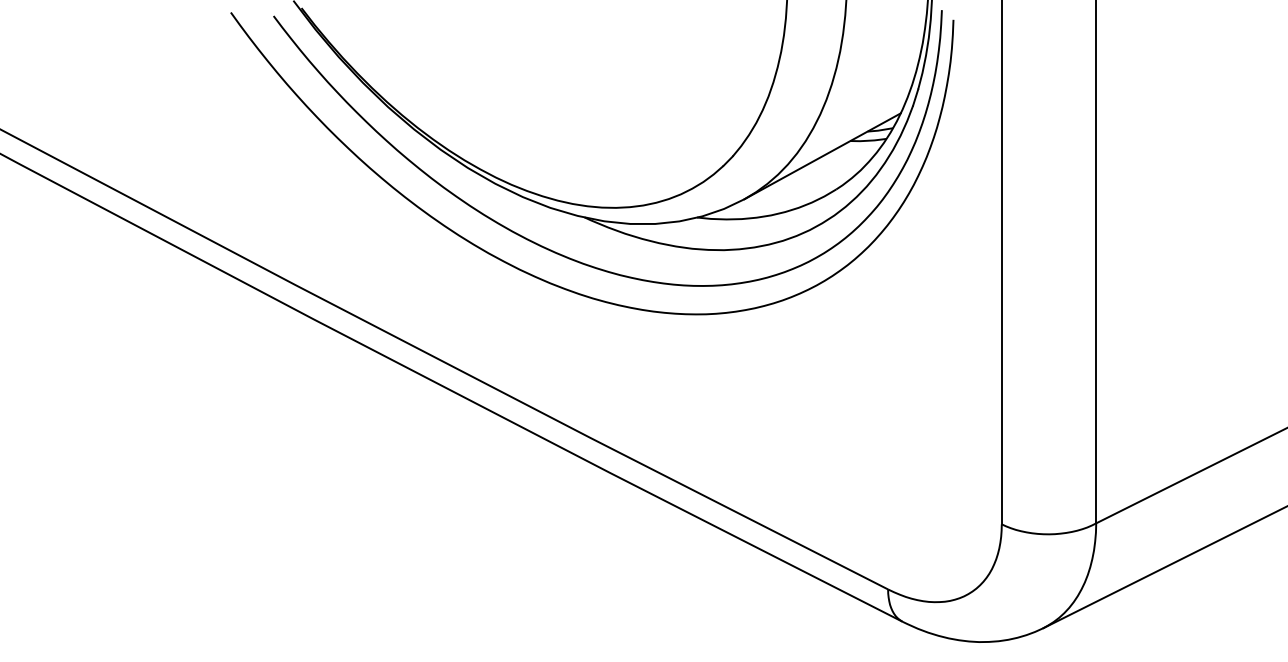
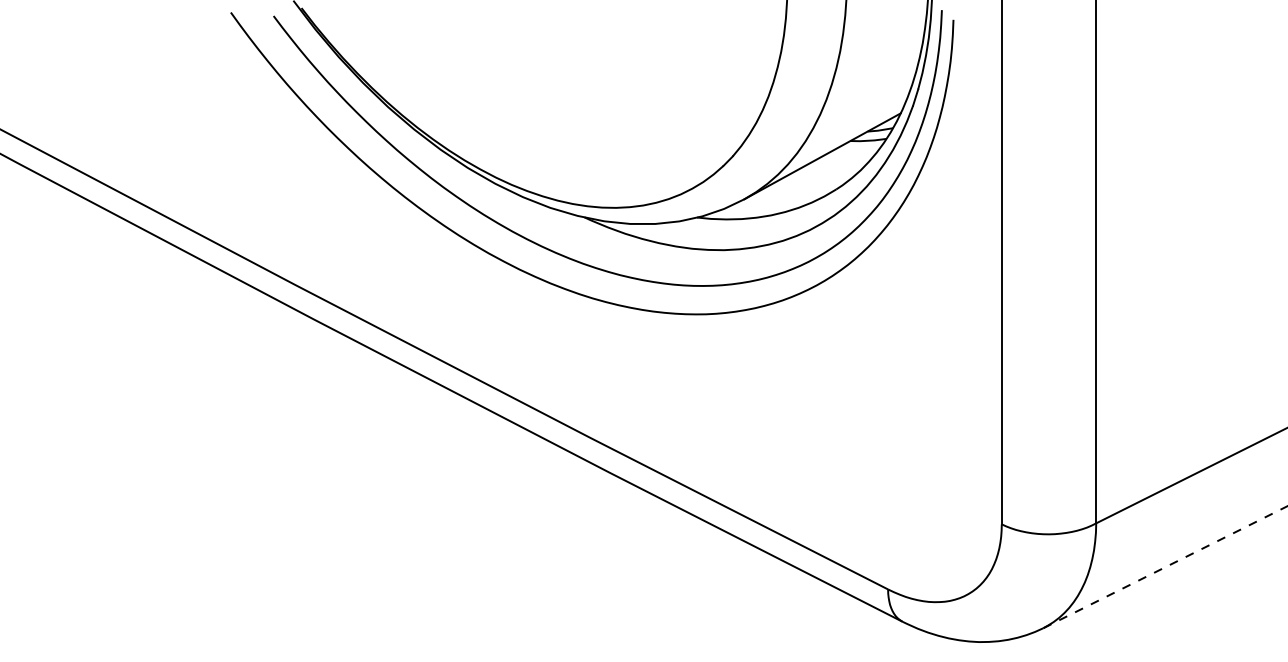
line: solid -> dashed (1166, 566)
